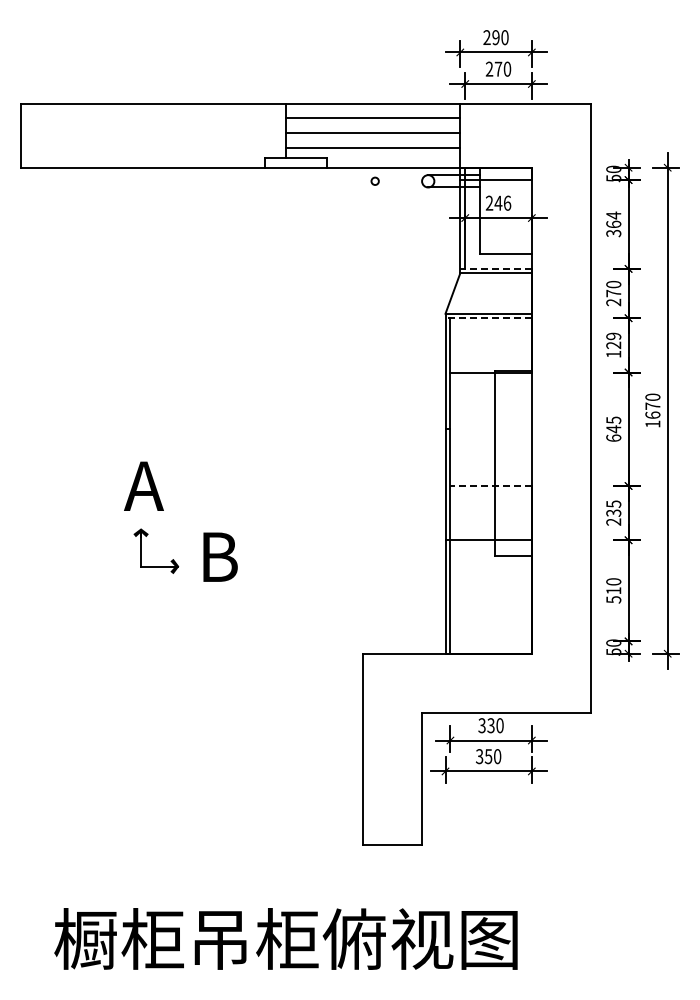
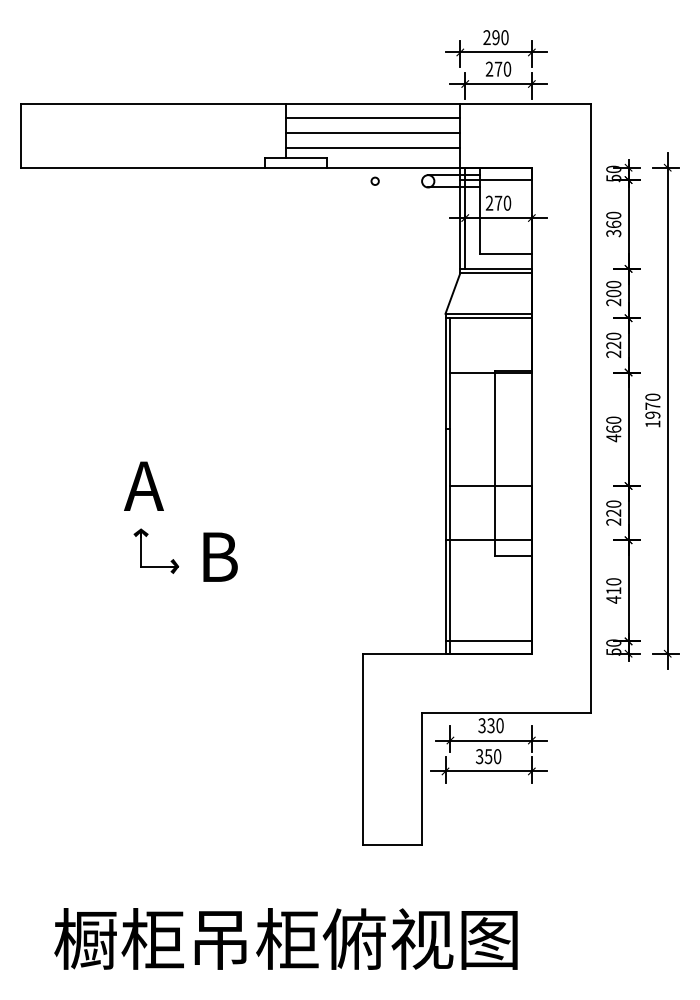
text: 246 -> 270 (502, 202)
text: 364 -> 360 (613, 215)
line: dashed -> solid (496, 268)
text: 270 -> 200 (613, 293)
line: dashed -> solid (488, 318)
text: 129 -> 220 (613, 345)
text: 1670 -> 1970 (652, 414)
text: 645 -> 460 (613, 429)
line: dashed -> solid (491, 485)
text: 235 -> 220 (613, 508)
text: 510 -> 410 (613, 599)
line: none -> present (488, 641)
